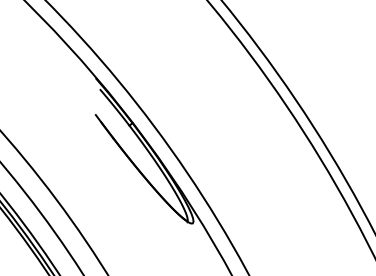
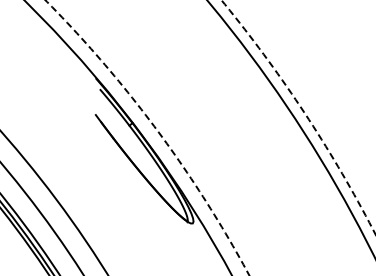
circle: solid -> dashed (298, 117)
circle: solid -> dashed (147, 137)
